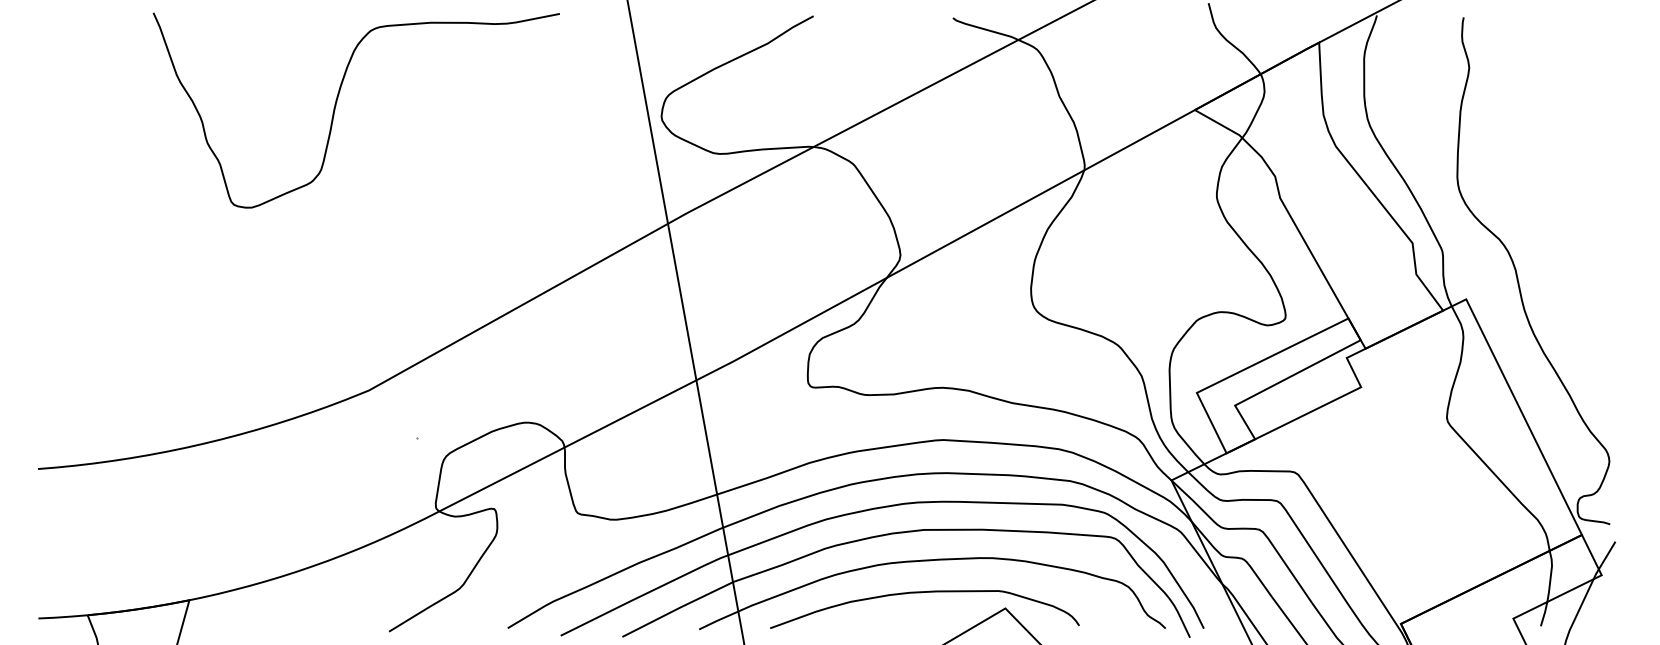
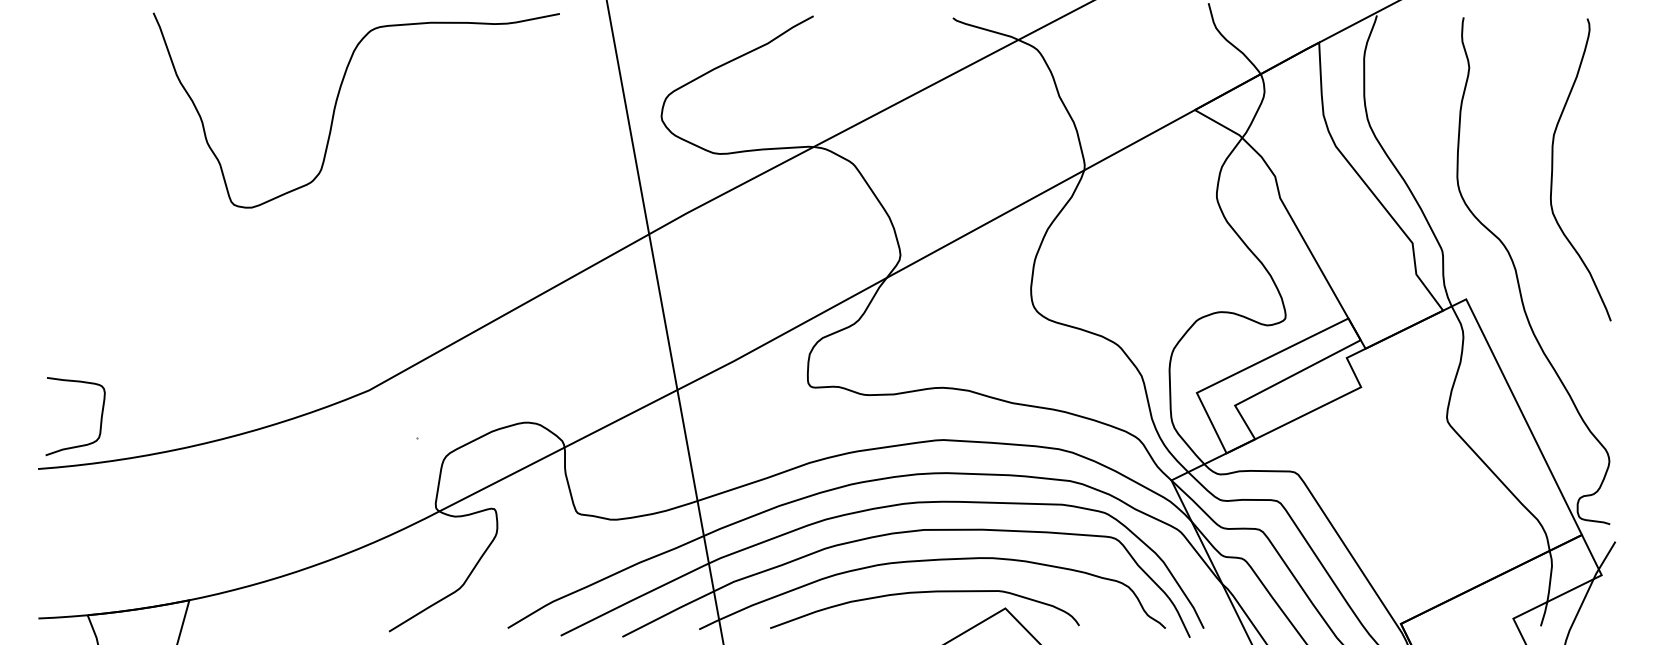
curve: none -> present (1553, 169)
line position: (685, 321) -> (664, 321) (664, 321)
curve: none -> present (100, 417)
